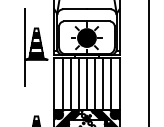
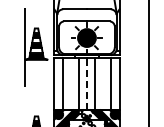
line: present -> none (70, 83)
line: solid -> dashed (87, 83)
line: present -> none (103, 83)
